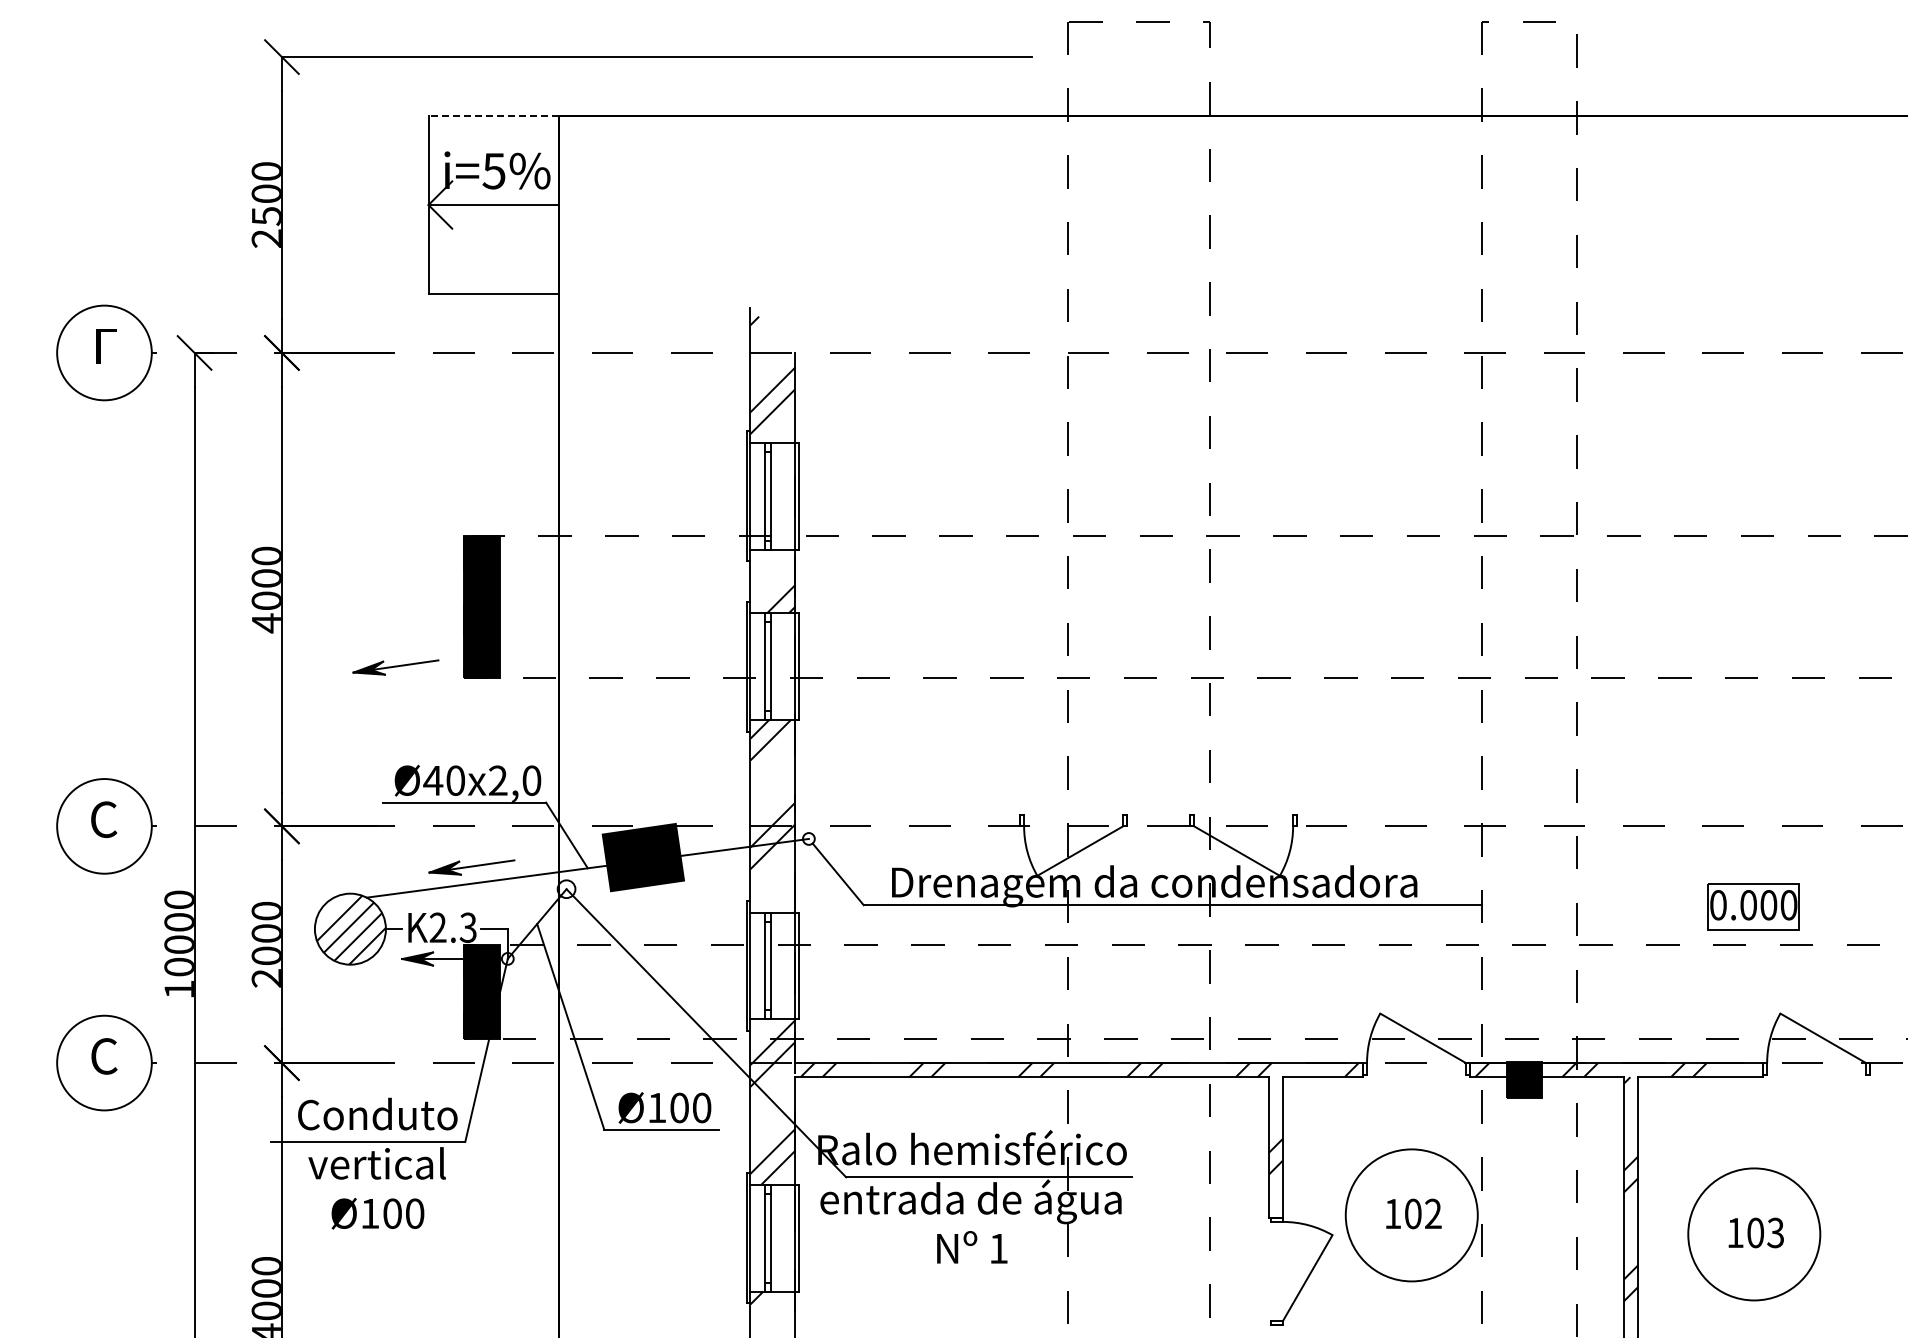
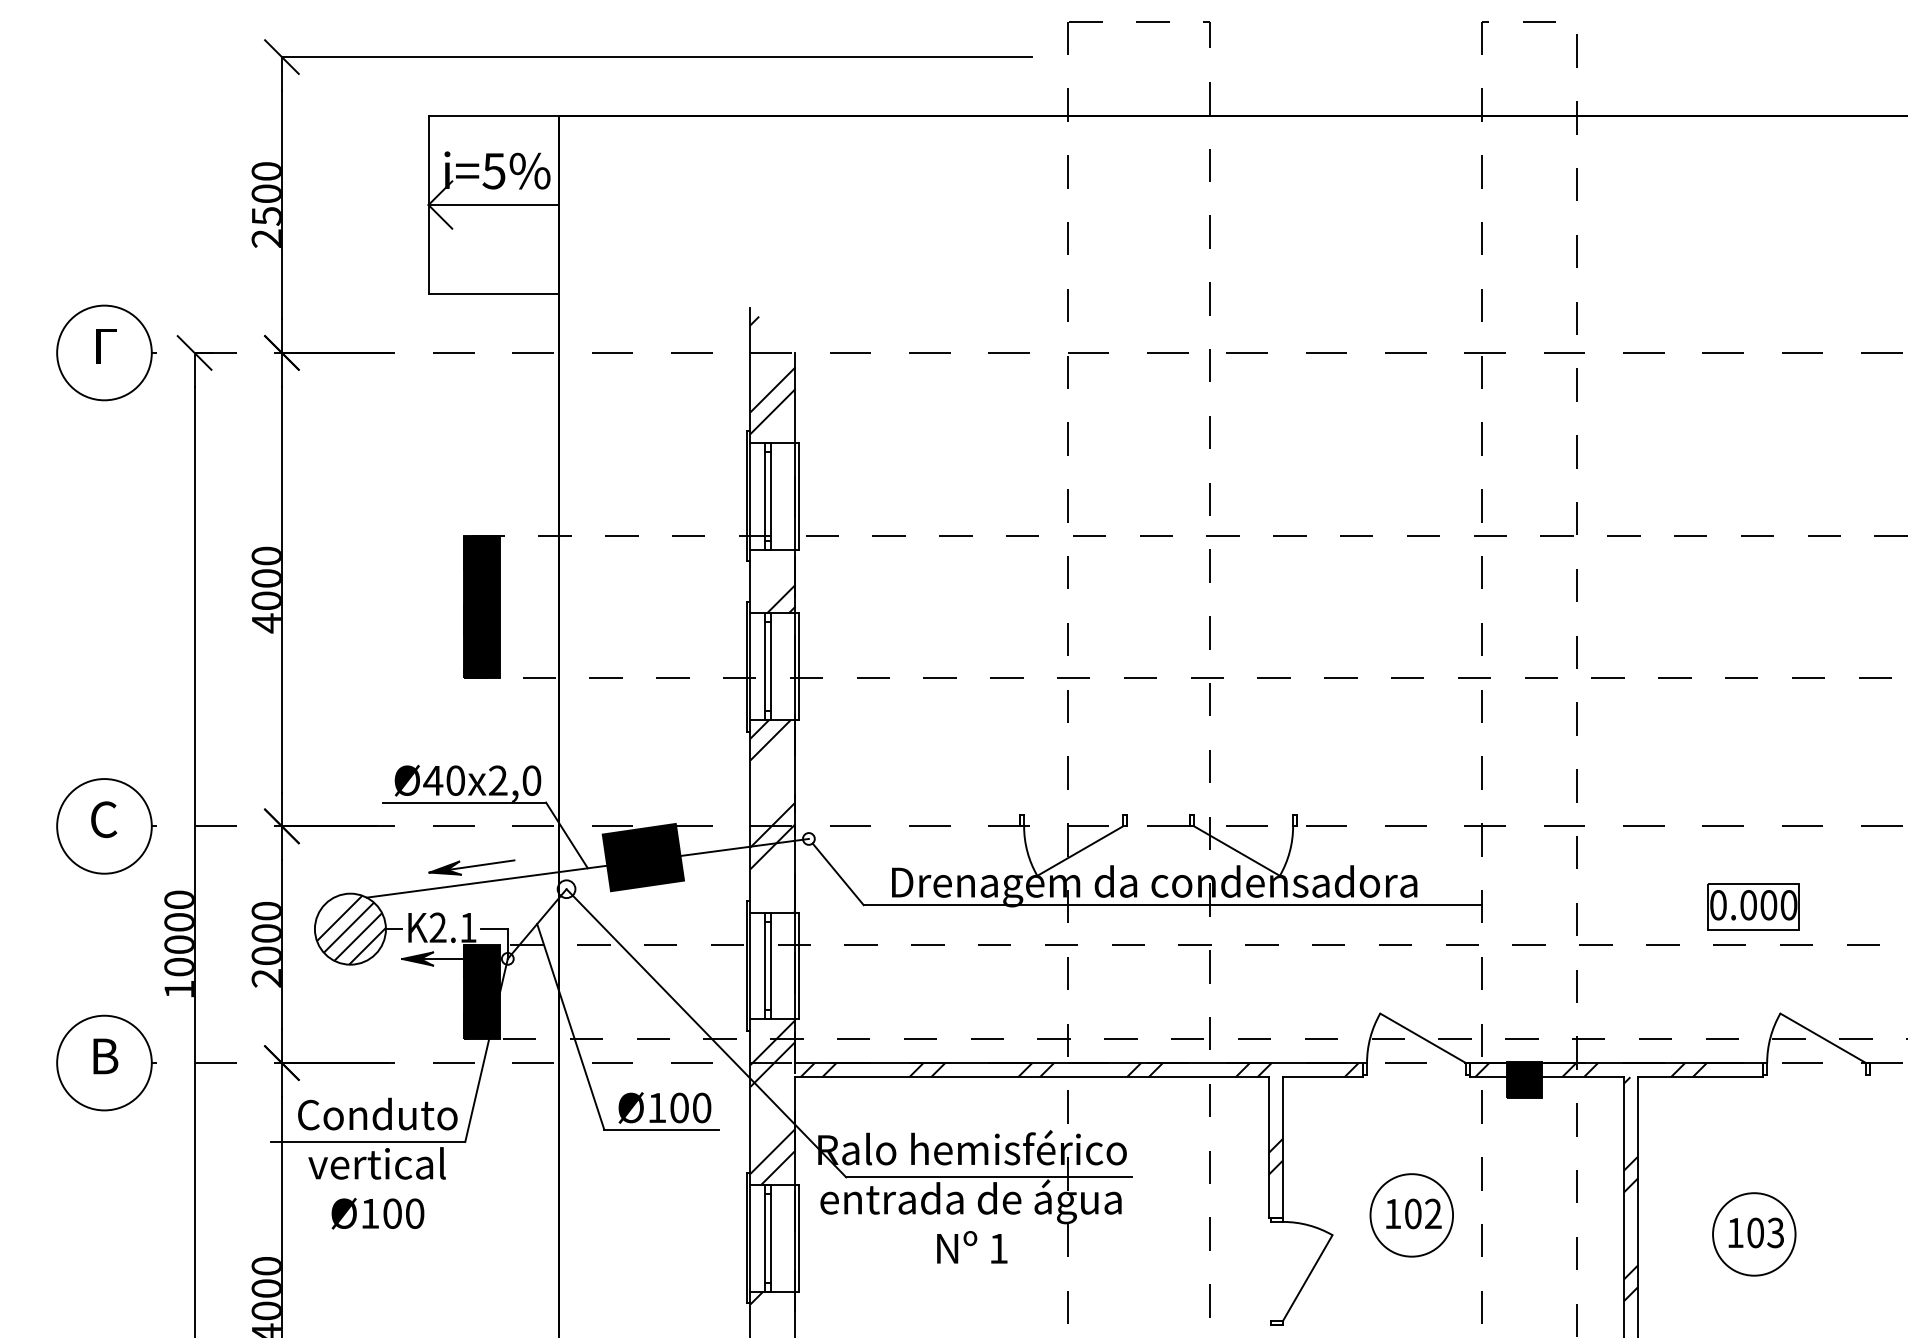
line: dashed -> solid (493, 116)
part: present -> none (395, 667)
text: K2.3 -> K2.1 (467, 927)
text: C -> B (104, 1056)
circle diameter: 132 px -> 83 px (1411, 1215)
circle diameter: 132 px -> 83 px (1754, 1234)
